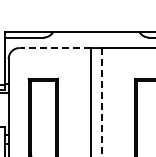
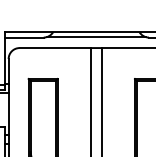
line: none -> present (96, 37)
line: dashed -> solid (55, 48)
line: dashed -> solid (101, 102)
